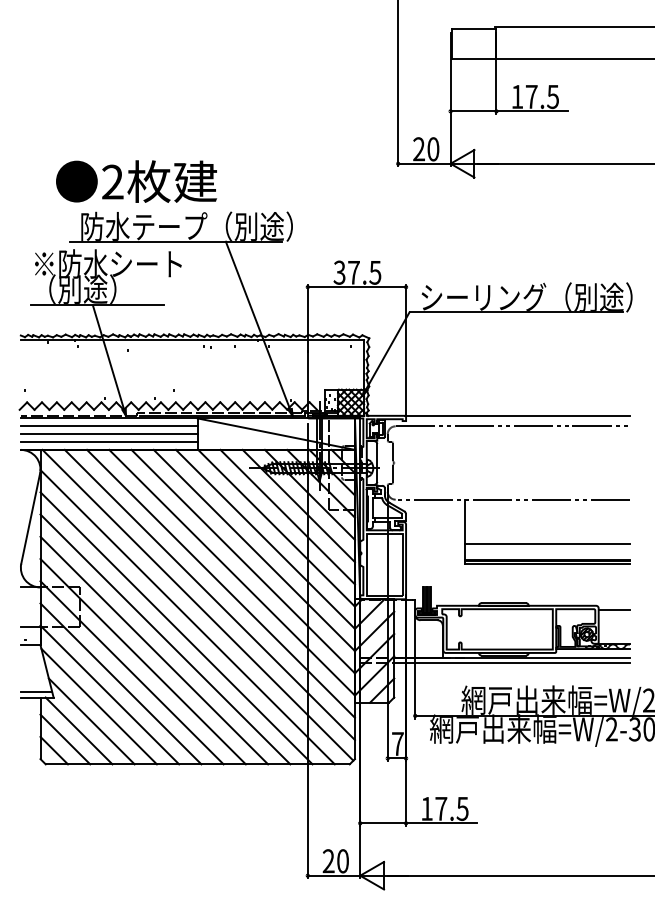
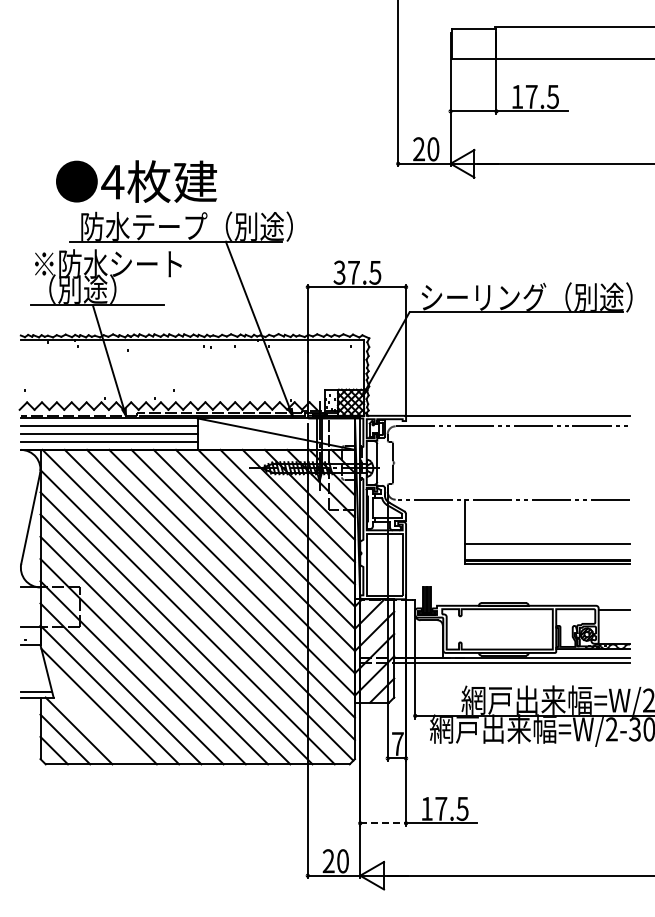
text: 2 -> 4 (112, 181)
line: present -> none (91, 721)
line: solid -> dashed (383, 823)
